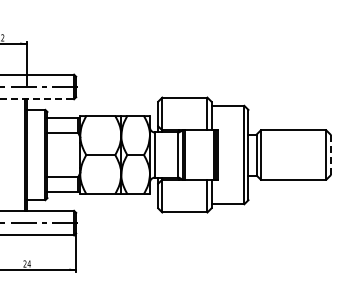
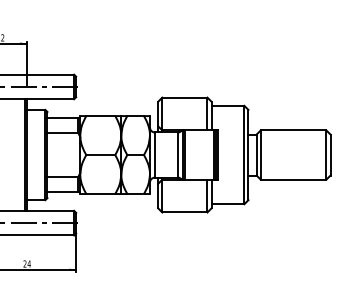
line: dashed -> solid (37, 99)
line: dashed -> solid (330, 155)
